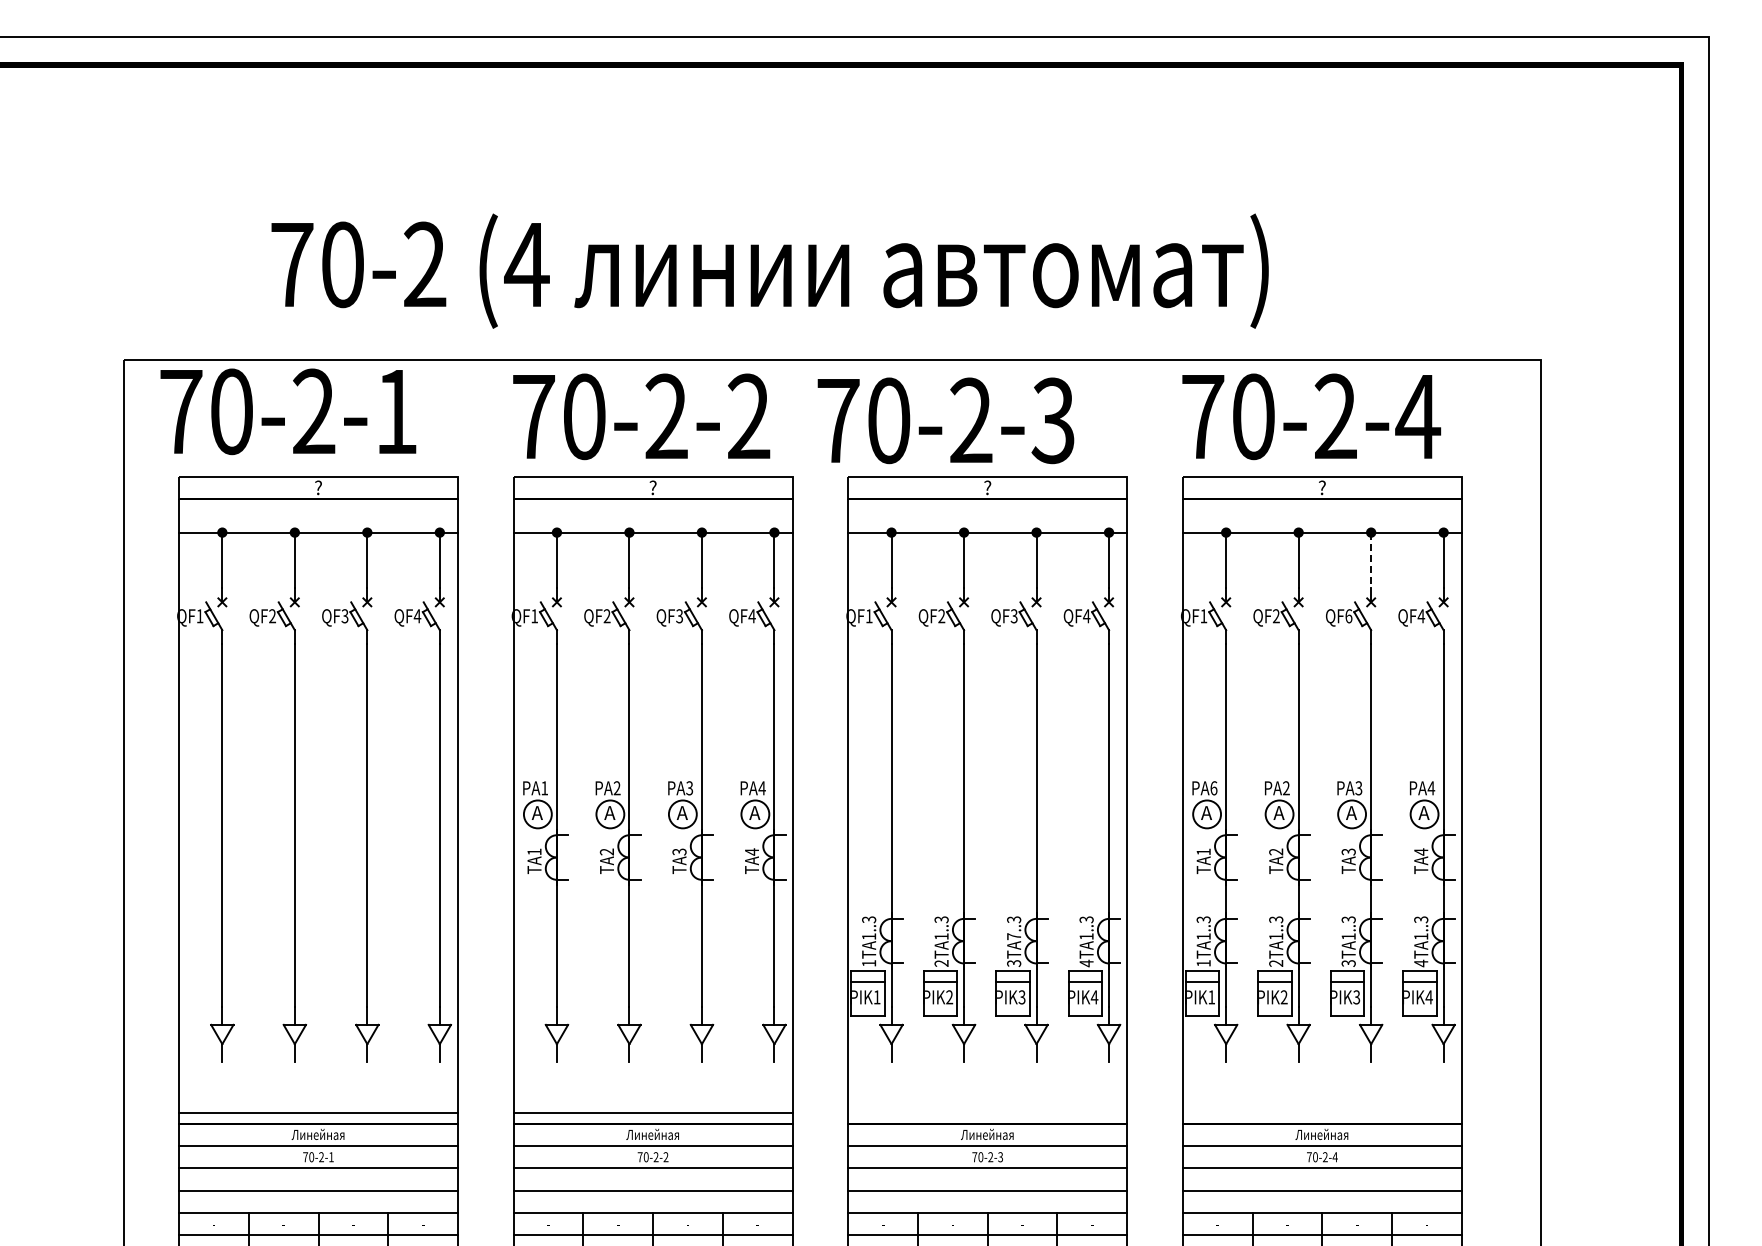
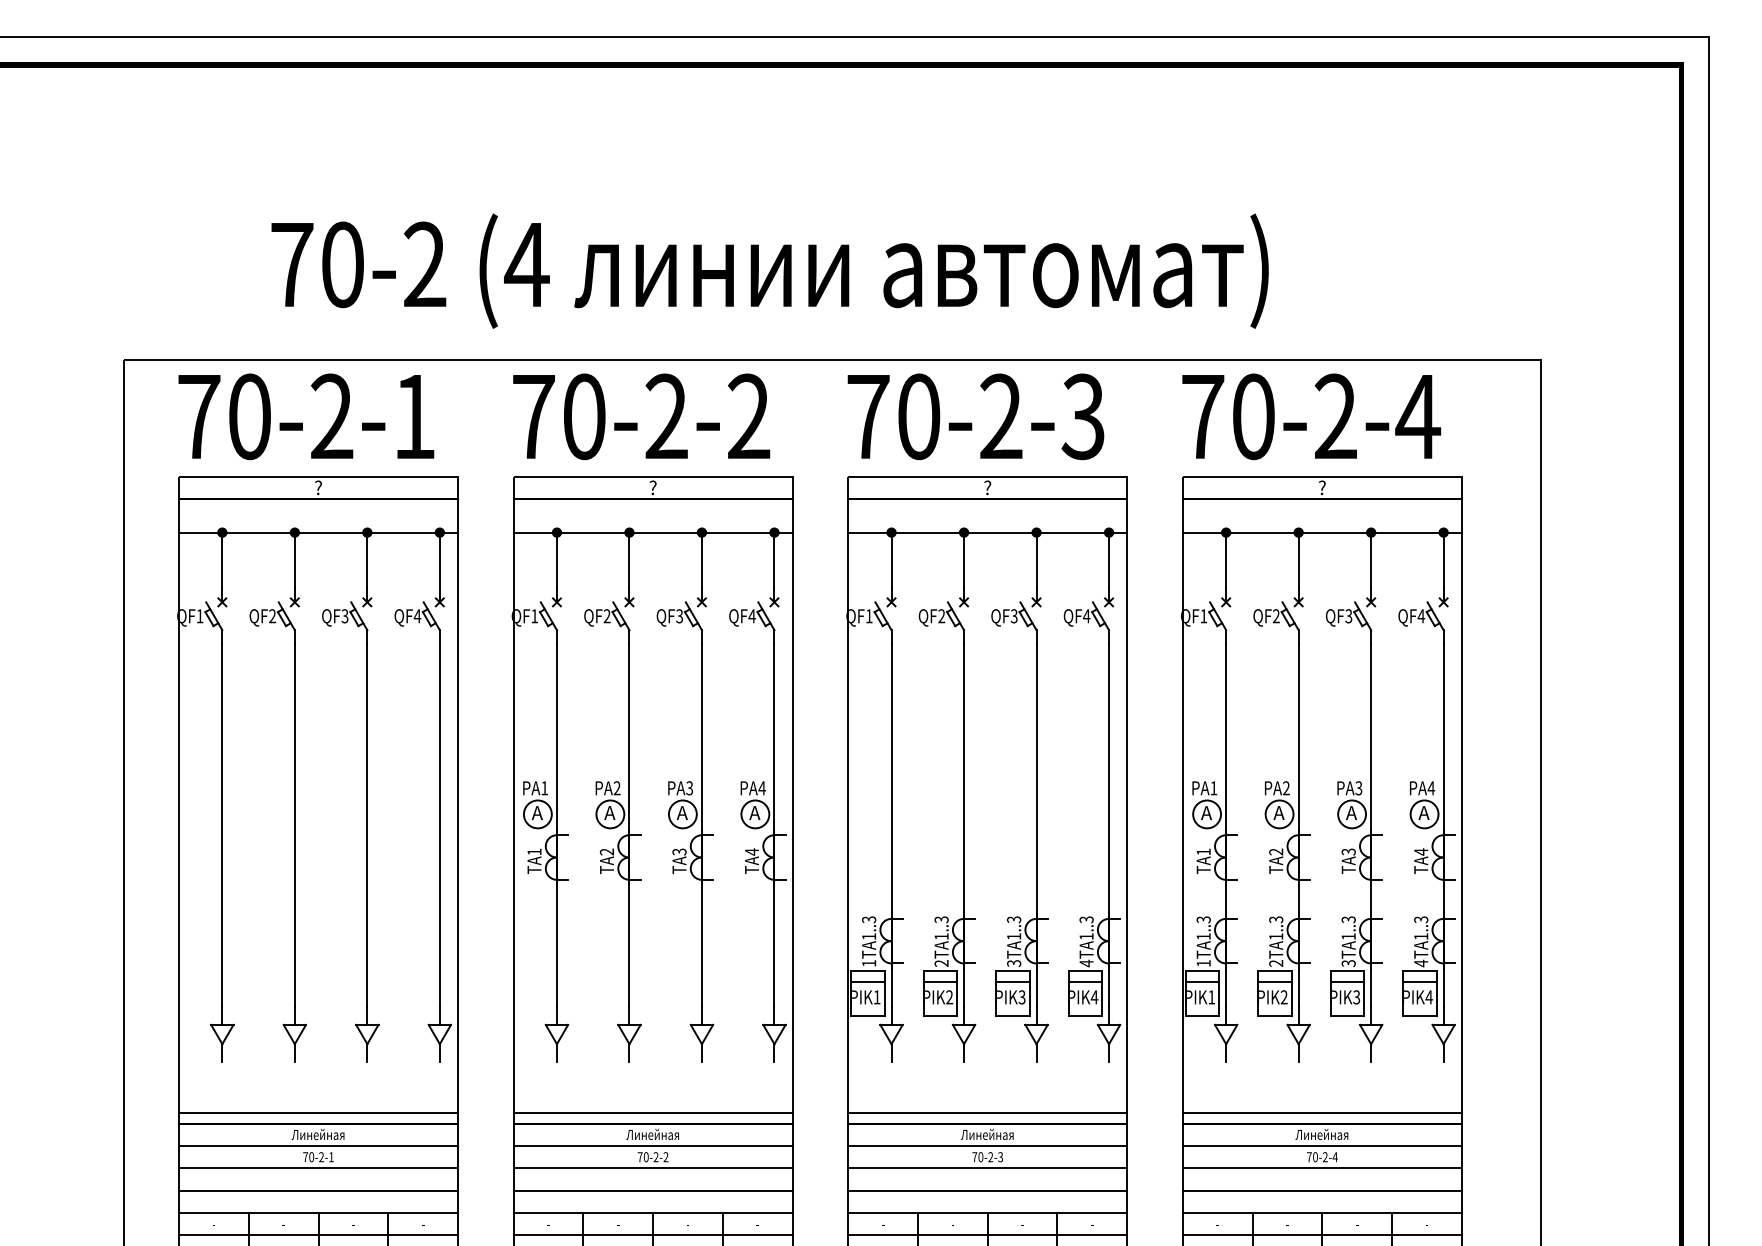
text position: (288, 411) -> (306, 416) (306, 416)
text position: (945, 420) -> (975, 416) (975, 416)
line: dashed -> solid (1371, 560)
text: QF6 -> QF3 (1348, 616)
text: PA6 -> PA1 (1213, 788)
text: 3TA7..3 -> 3TA1..3 (1014, 936)
line: none -> present (987, 1112)
line: none -> present (1321, 1112)
